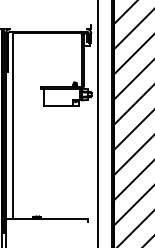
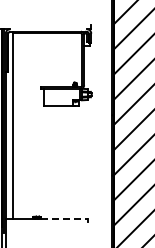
line: present -> none (98, 123)
line: solid -> dashed (64, 218)
